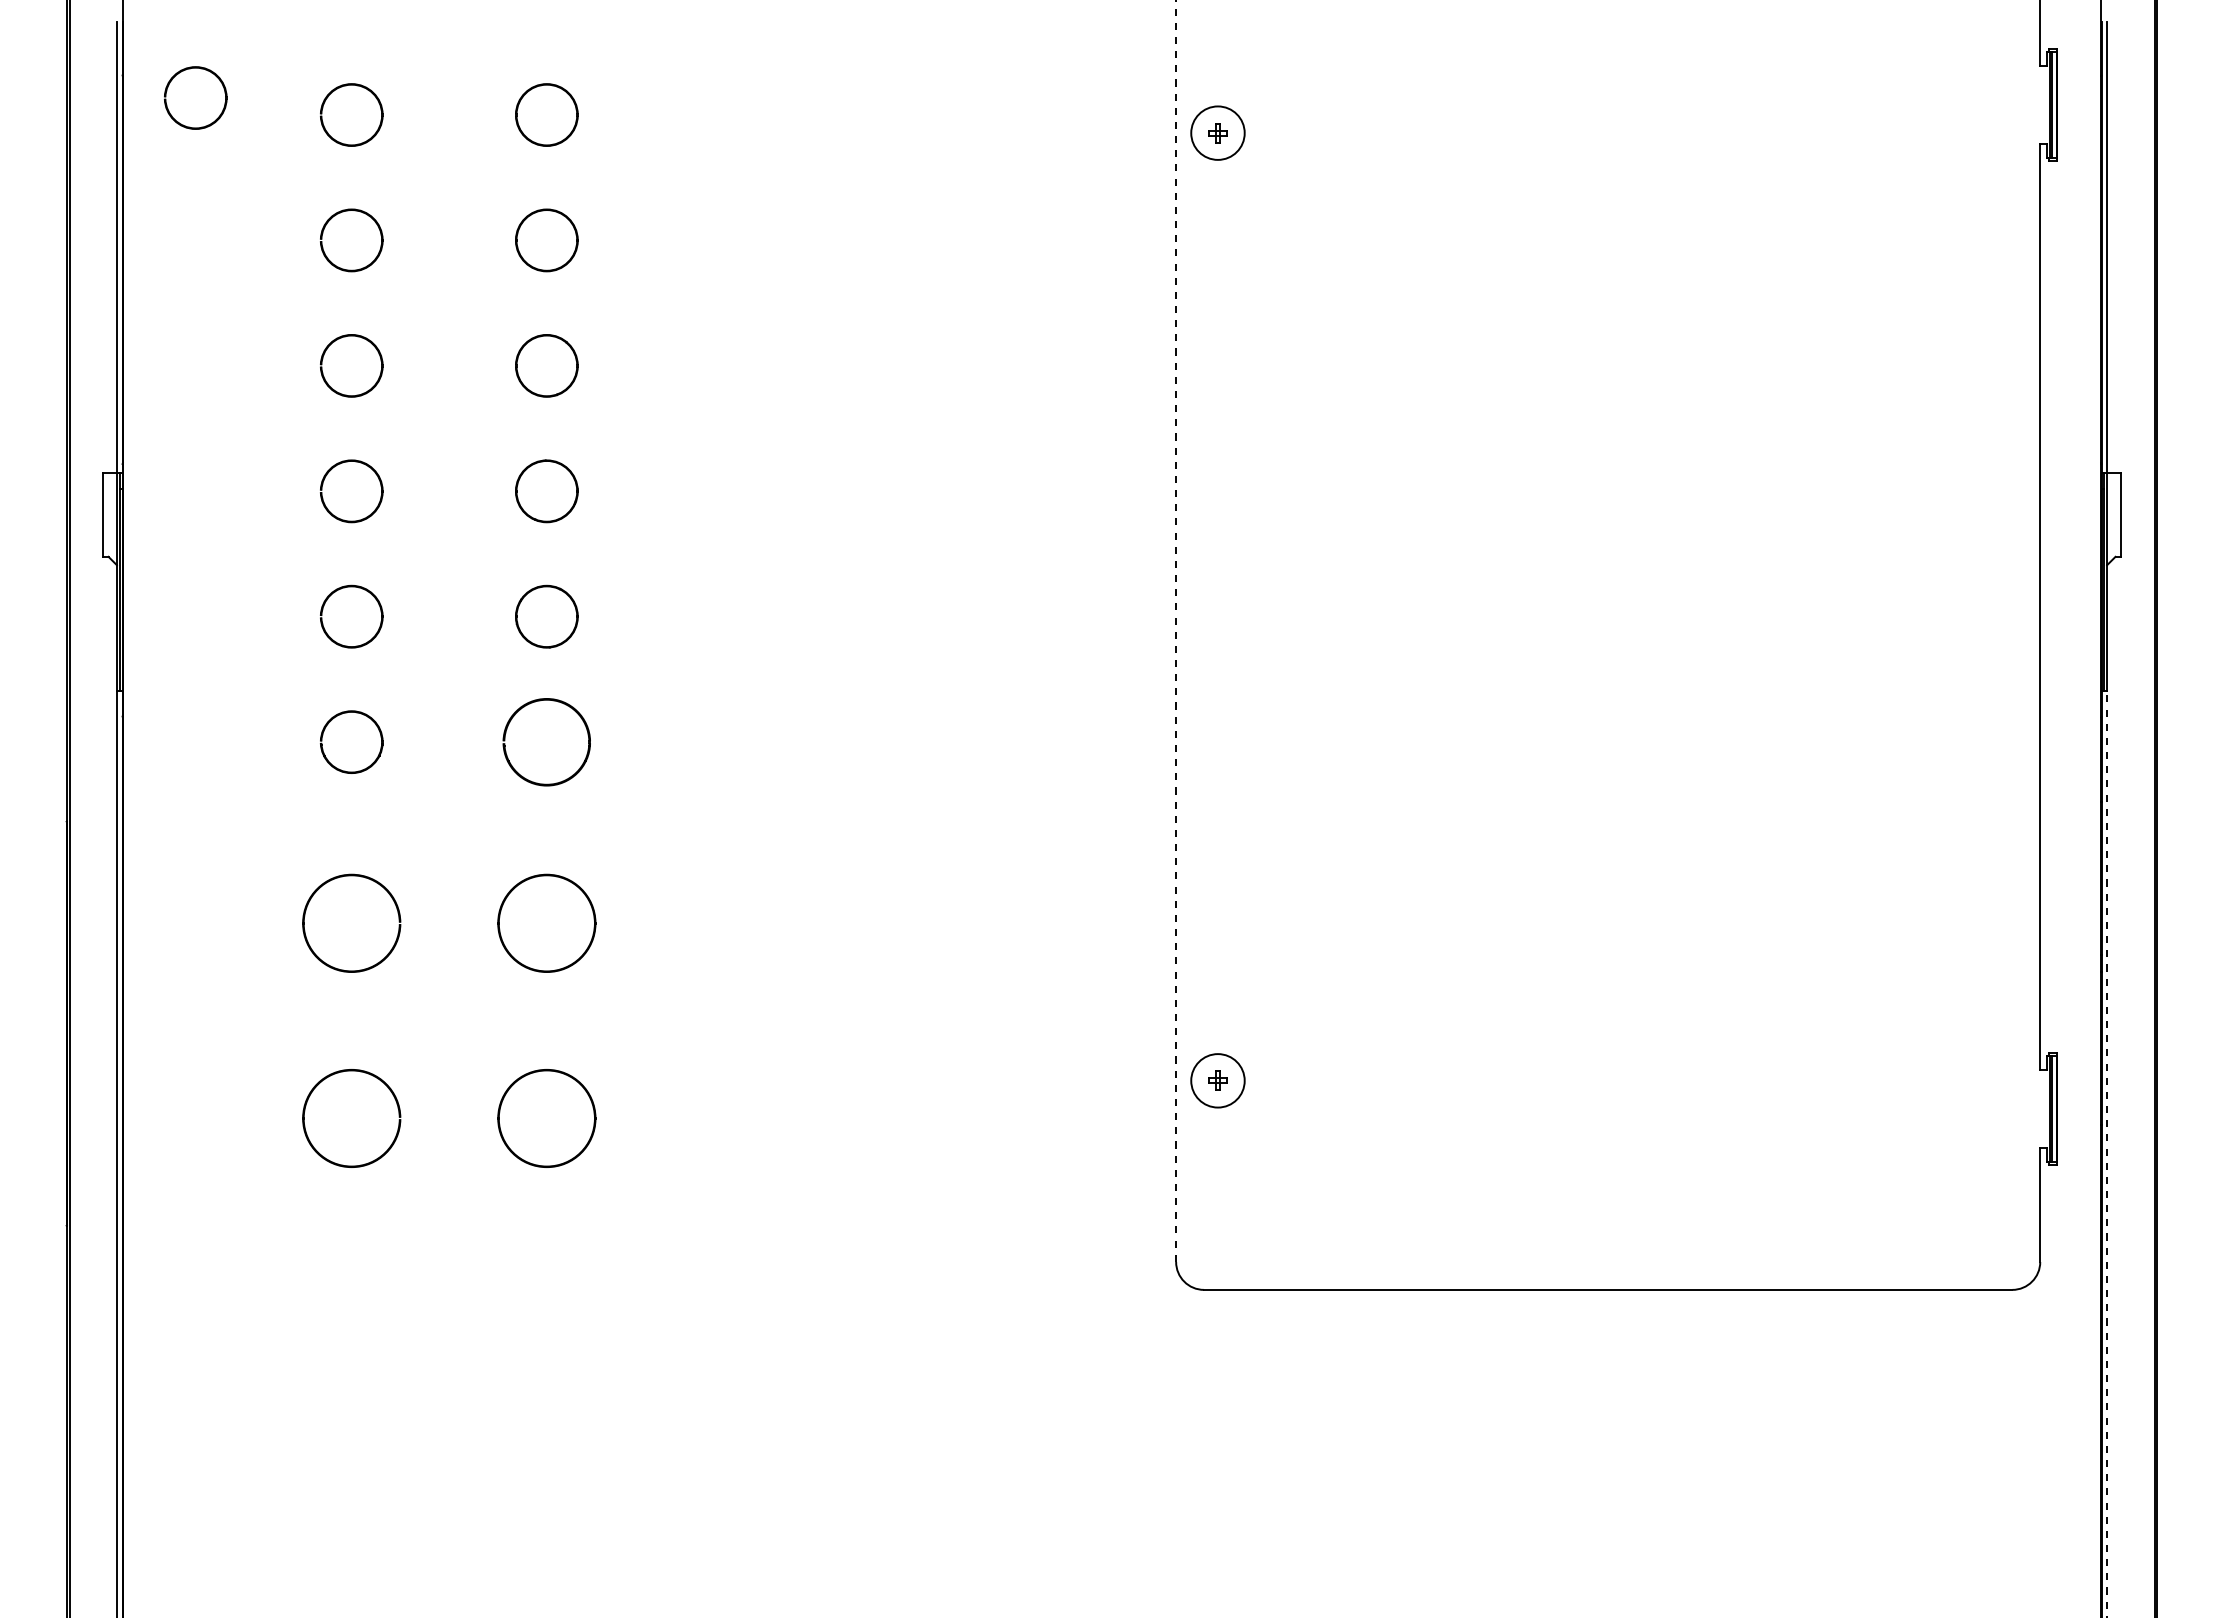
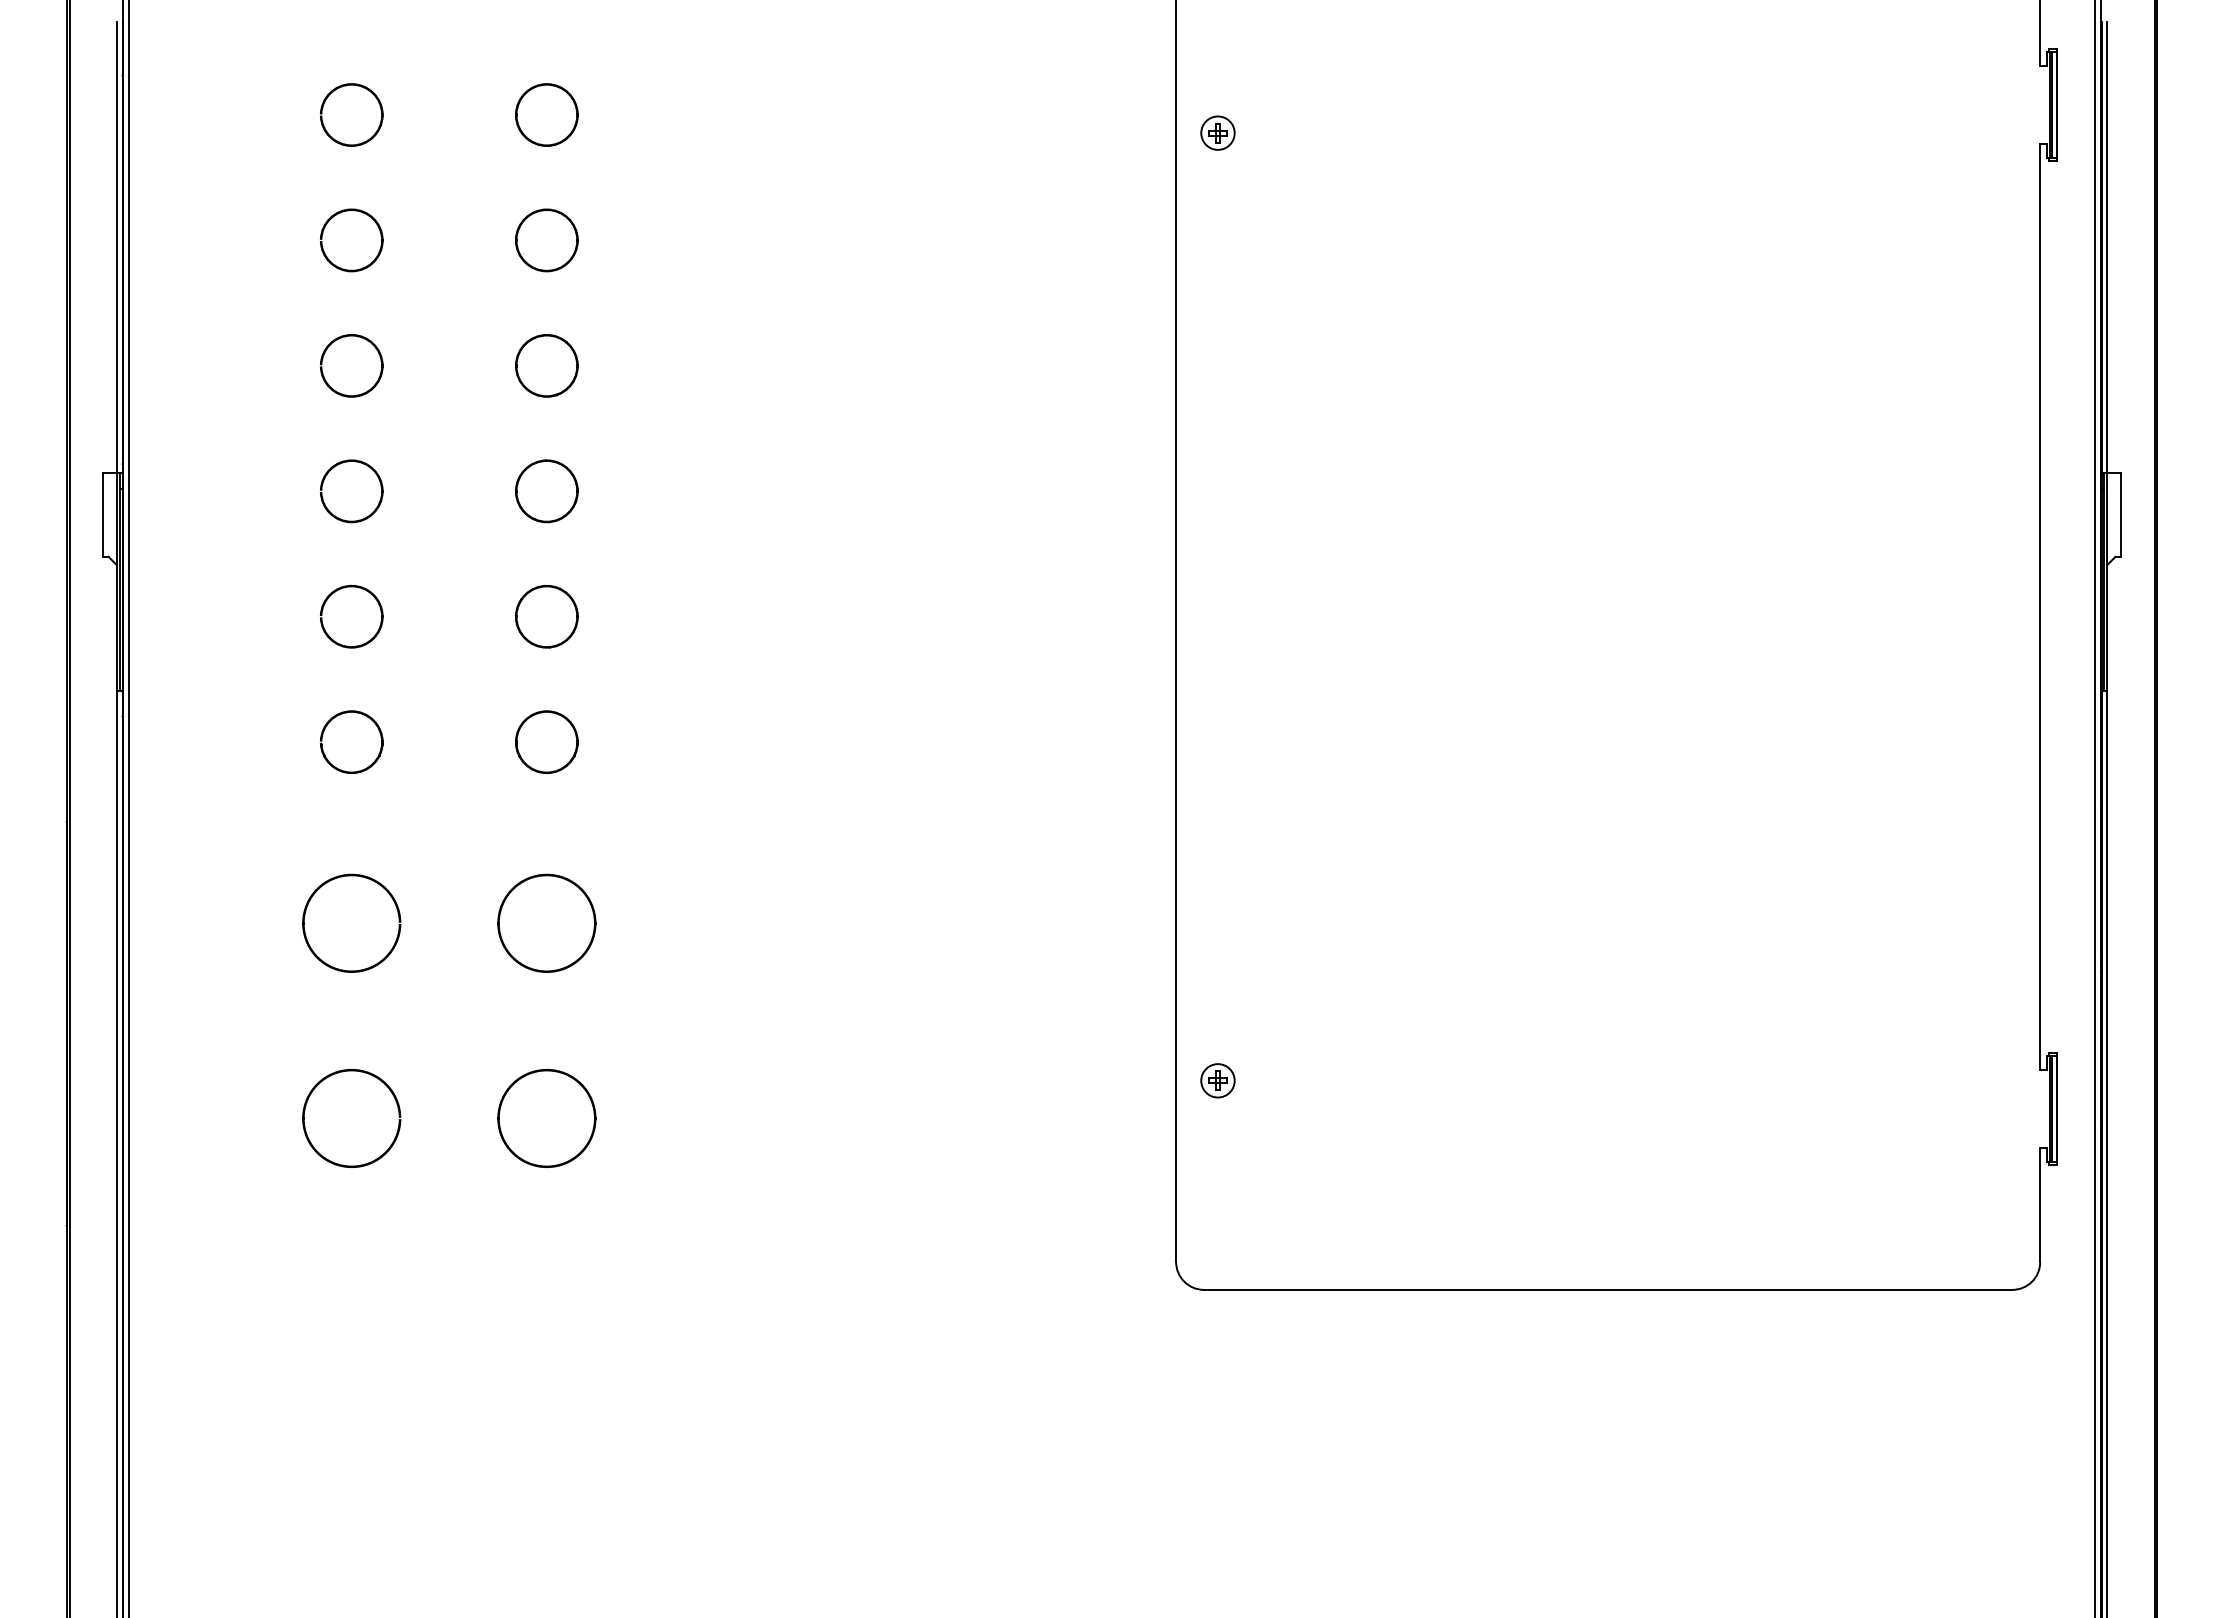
part: present -> none (195, 97)
circle diameter: 53 px -> 33 px (1217, 132)
line: dashed -> solid (1176, 631)
part size: 89x89 px -> 64x64 px (546, 741)
line: none -> present (128, 808)
line: none -> present (2095, 808)
circle diameter: 53 px -> 33 px (1217, 1080)
line: dashed -> solid (2107, 1153)
